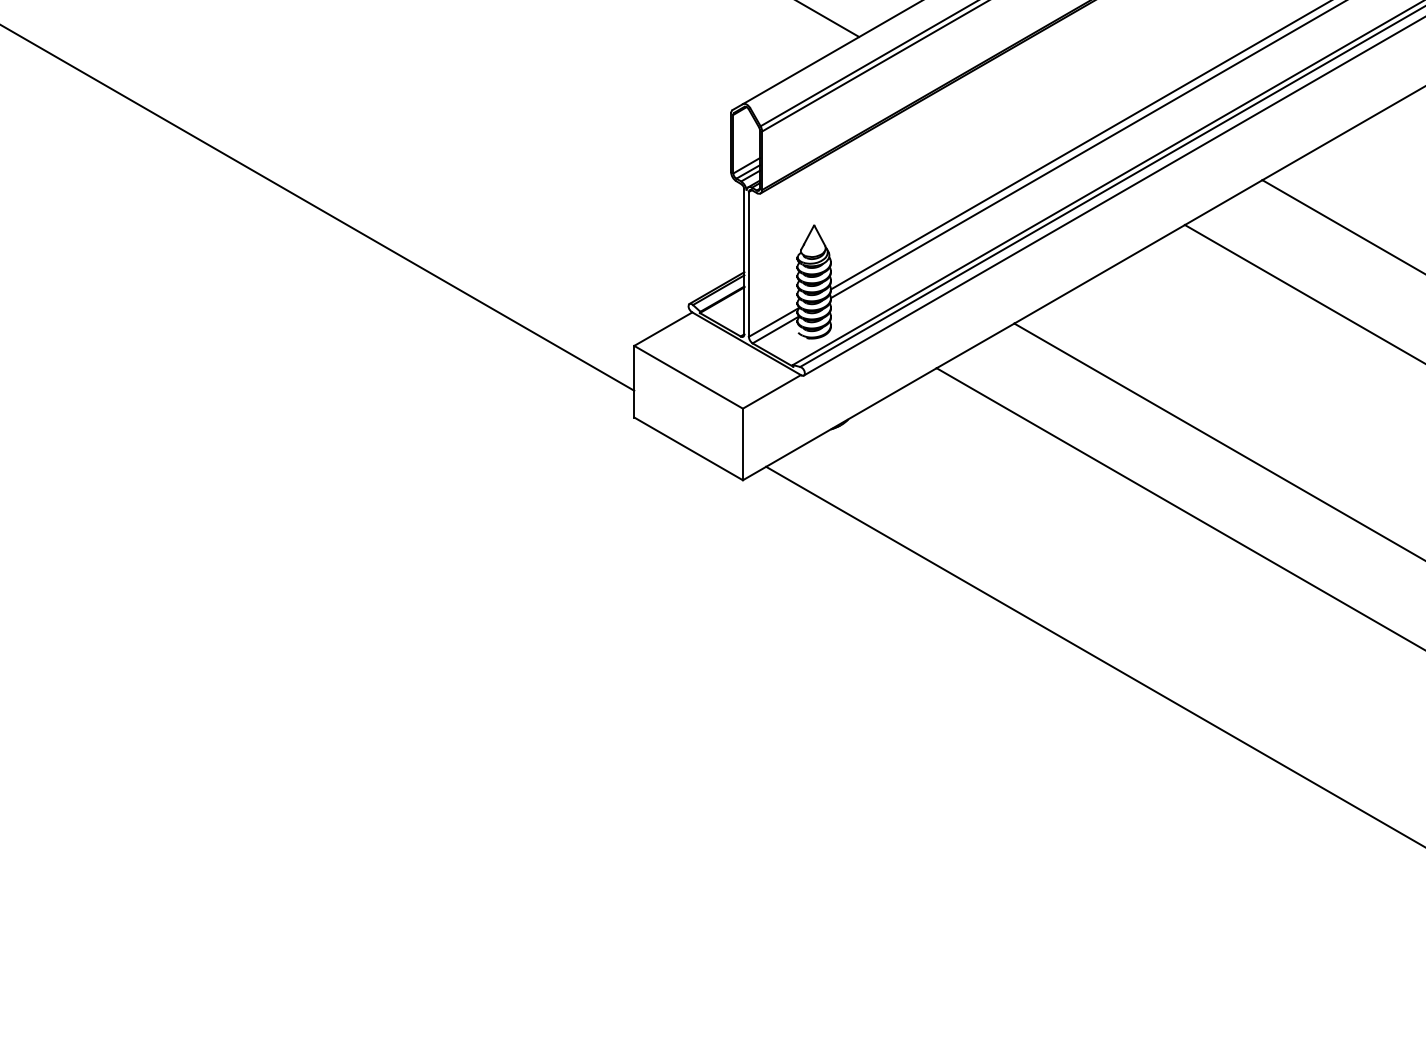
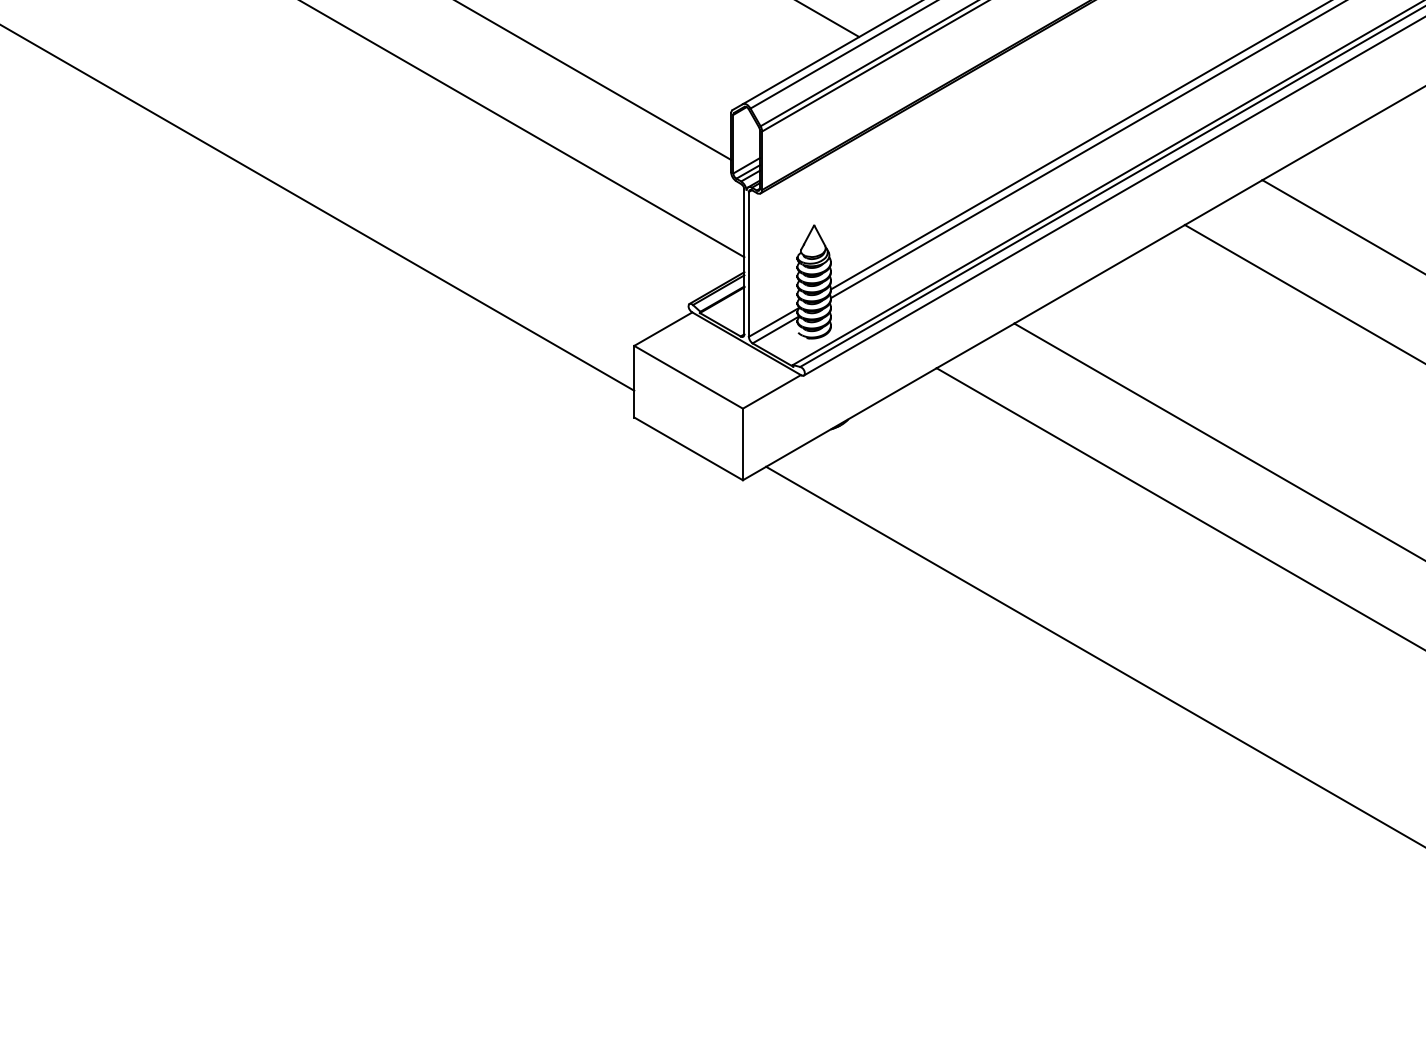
line: none -> present (842, 55)
line: none -> present (594, 80)
line: none -> present (523, 129)
